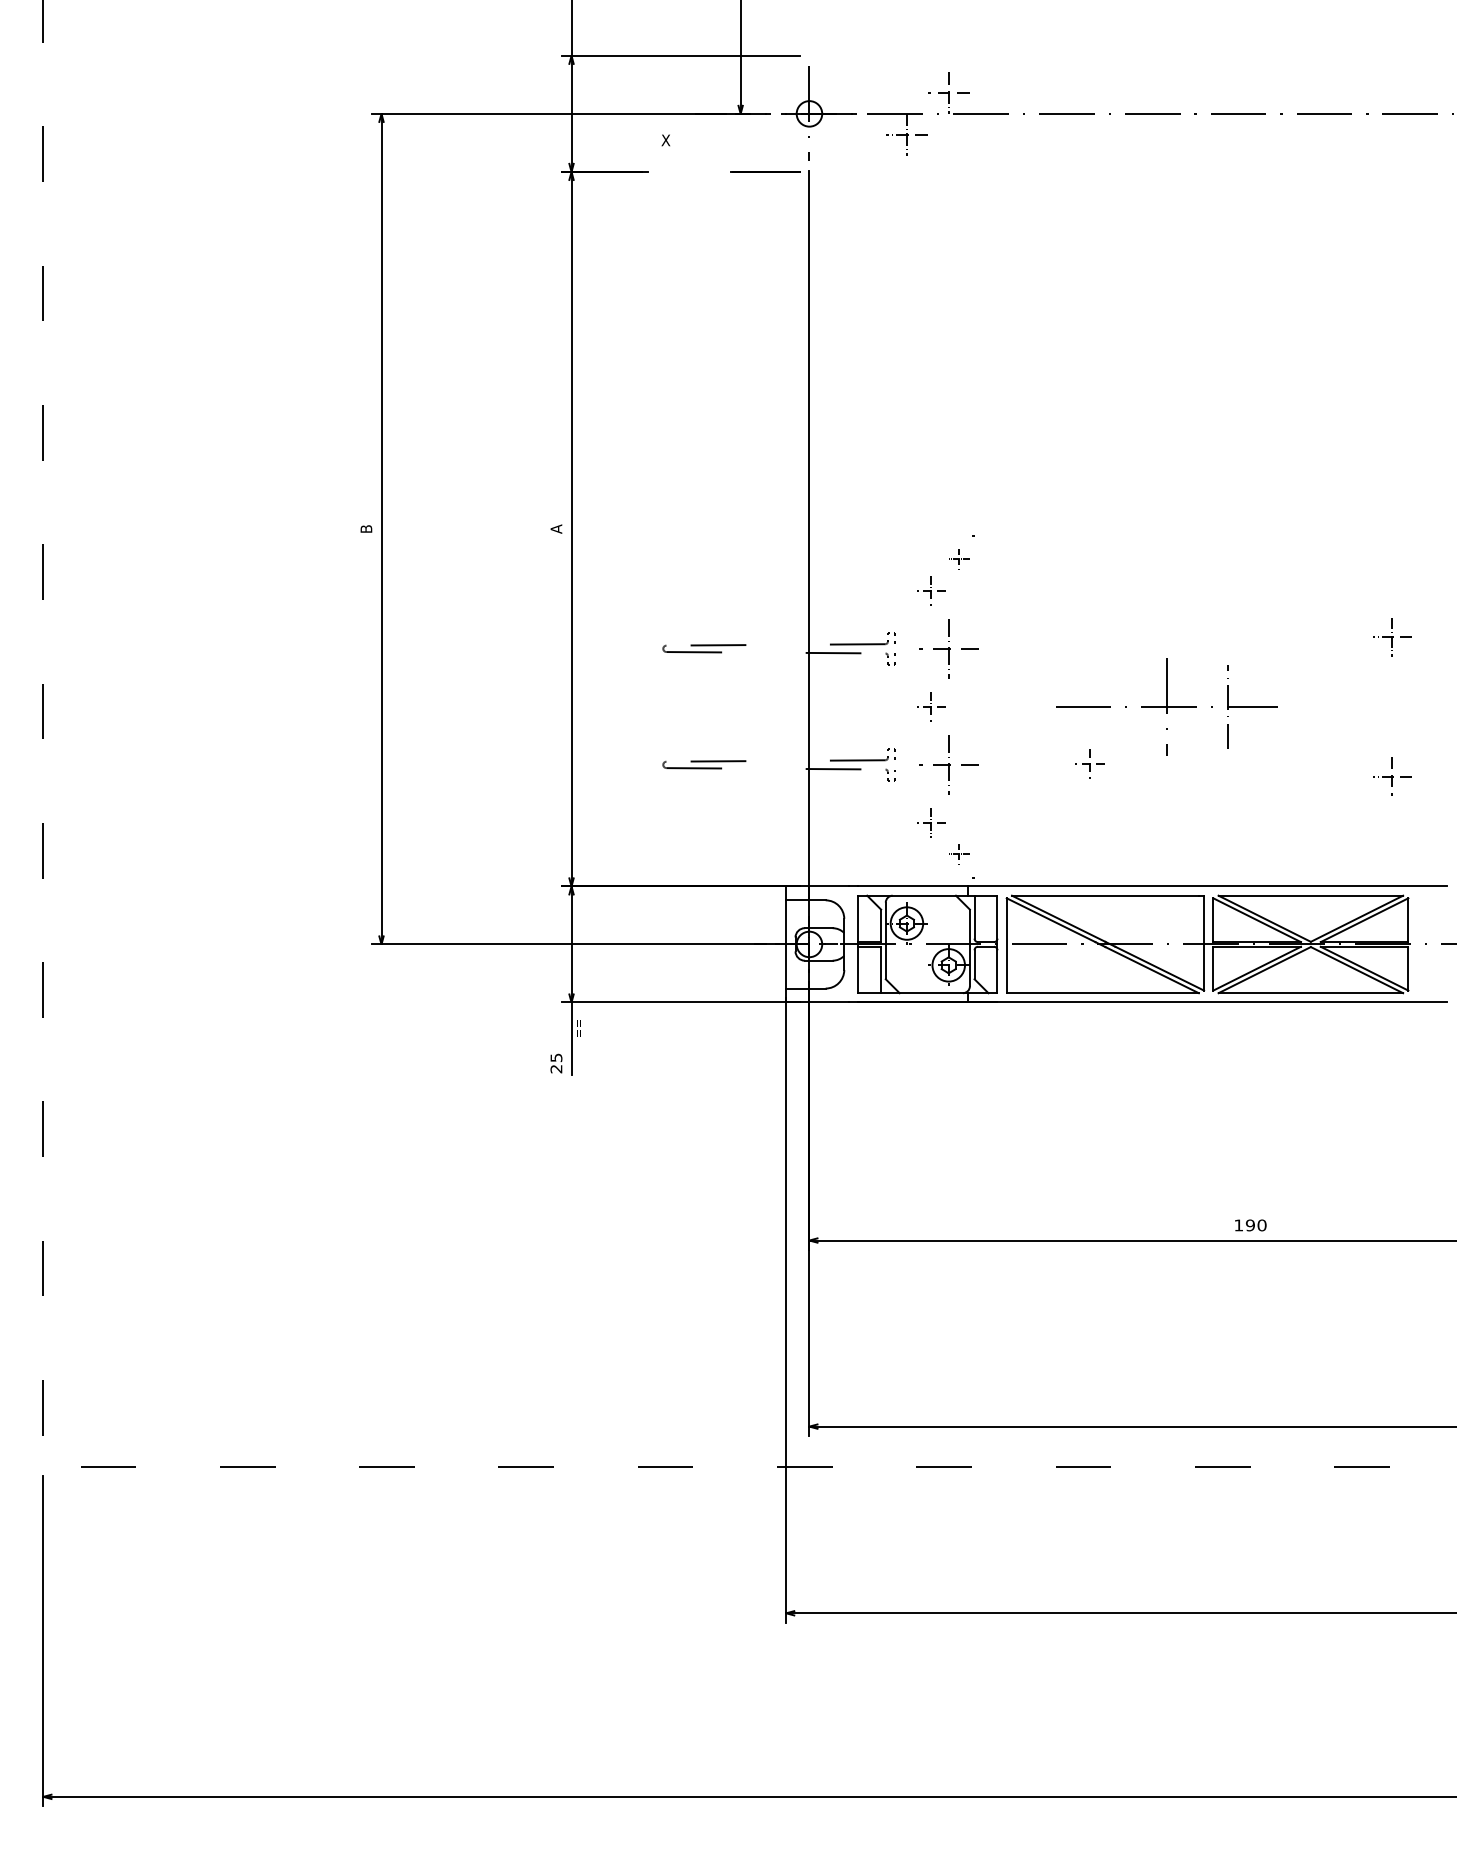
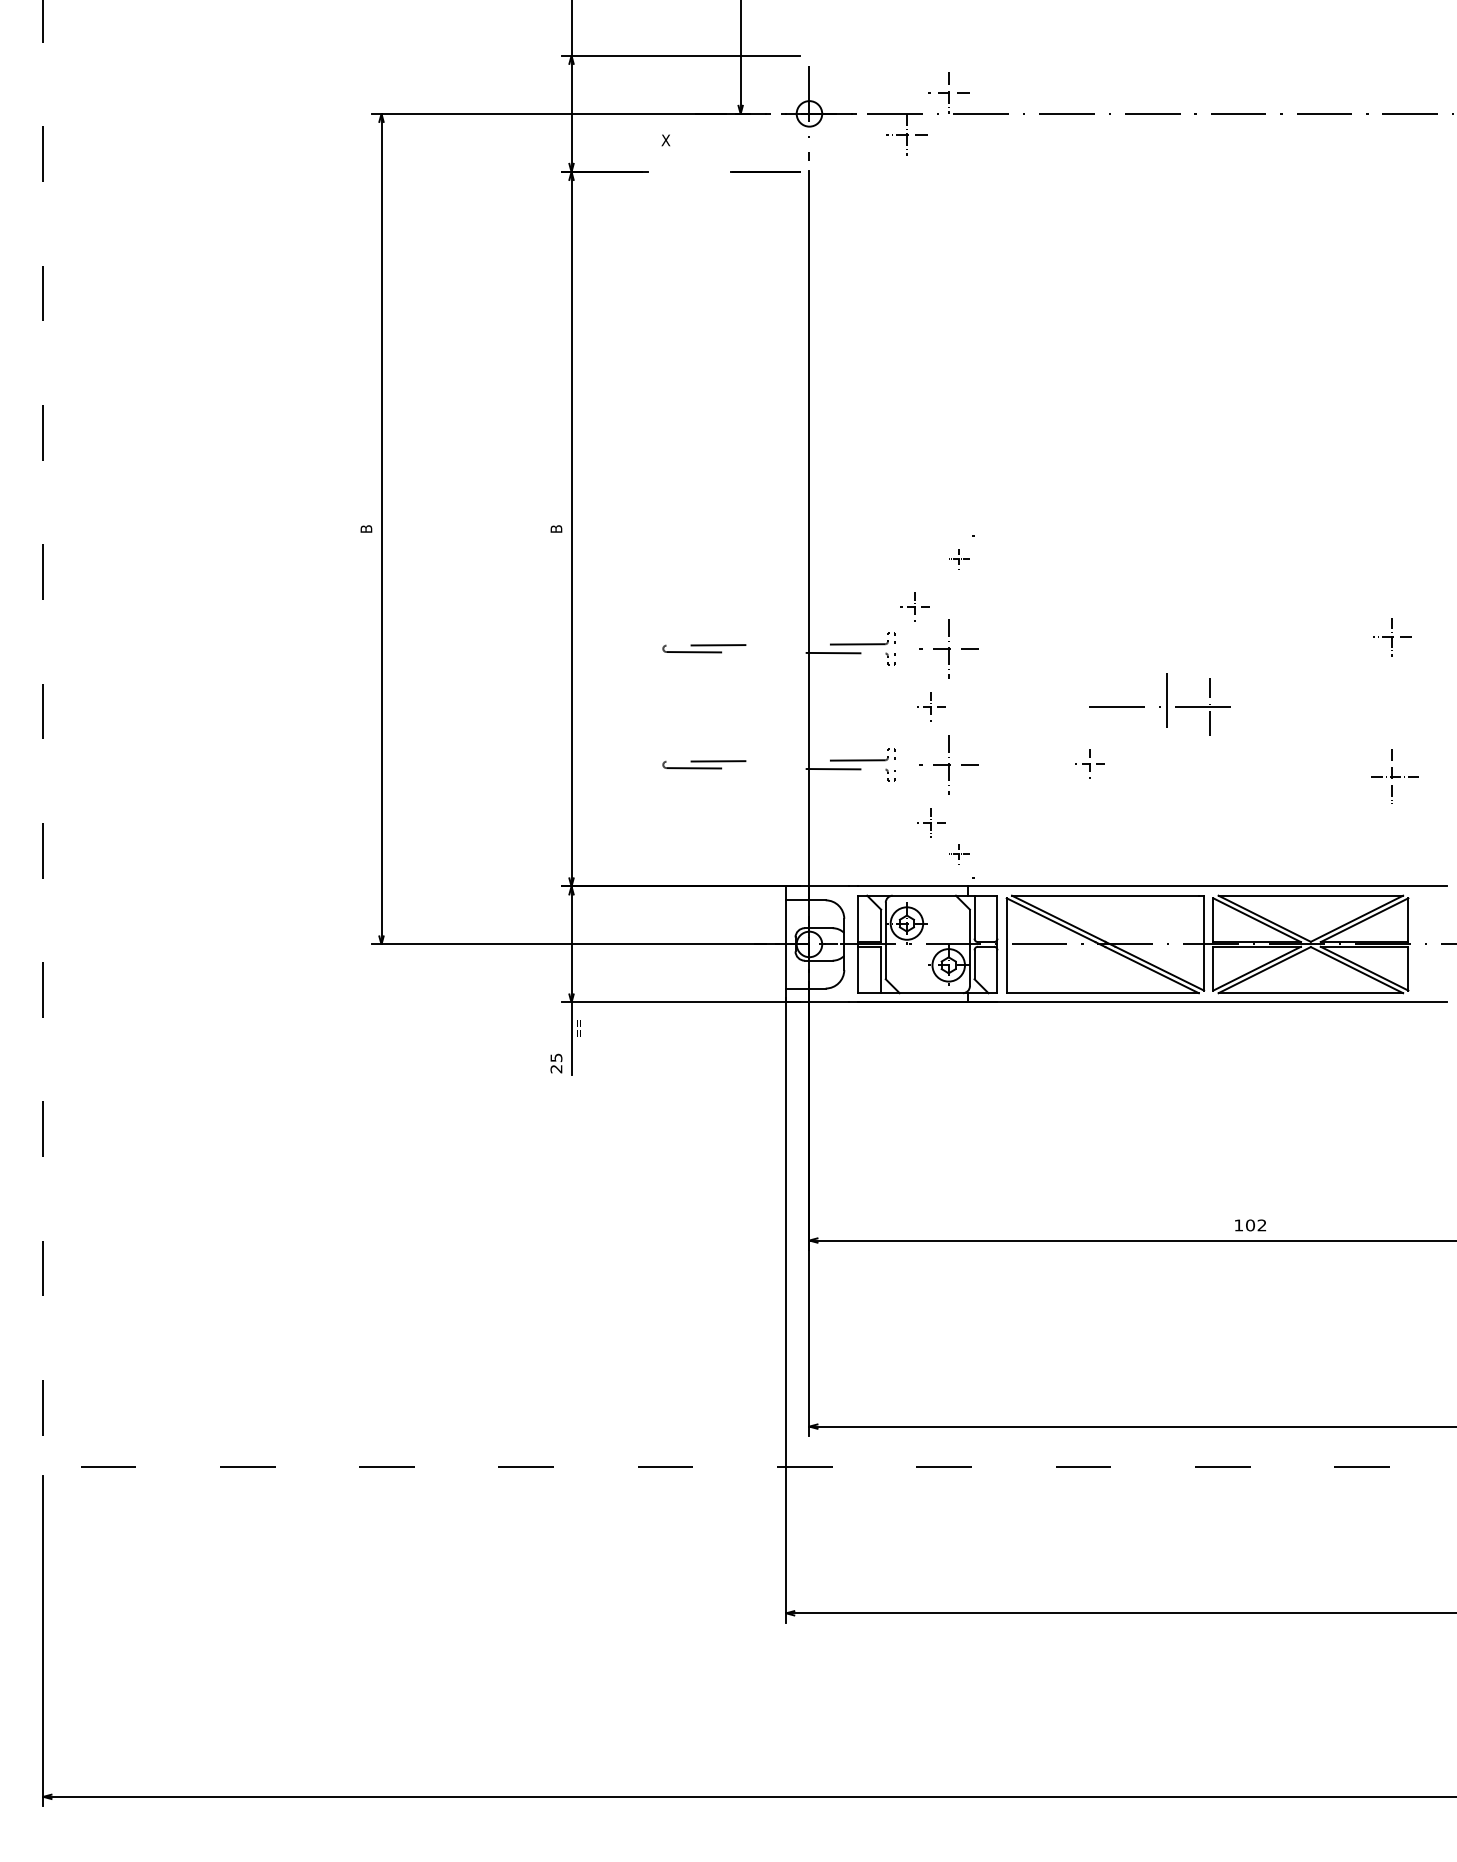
text: A -> B (556, 528)
part position: (931, 590) -> (915, 606) (915, 606)
part size: 222x98 px -> 142x63 px (1159, 704)
part size: 39x39 px -> 48x55 px (1394, 776)
text: 190 -> 102 (1255, 1225)
